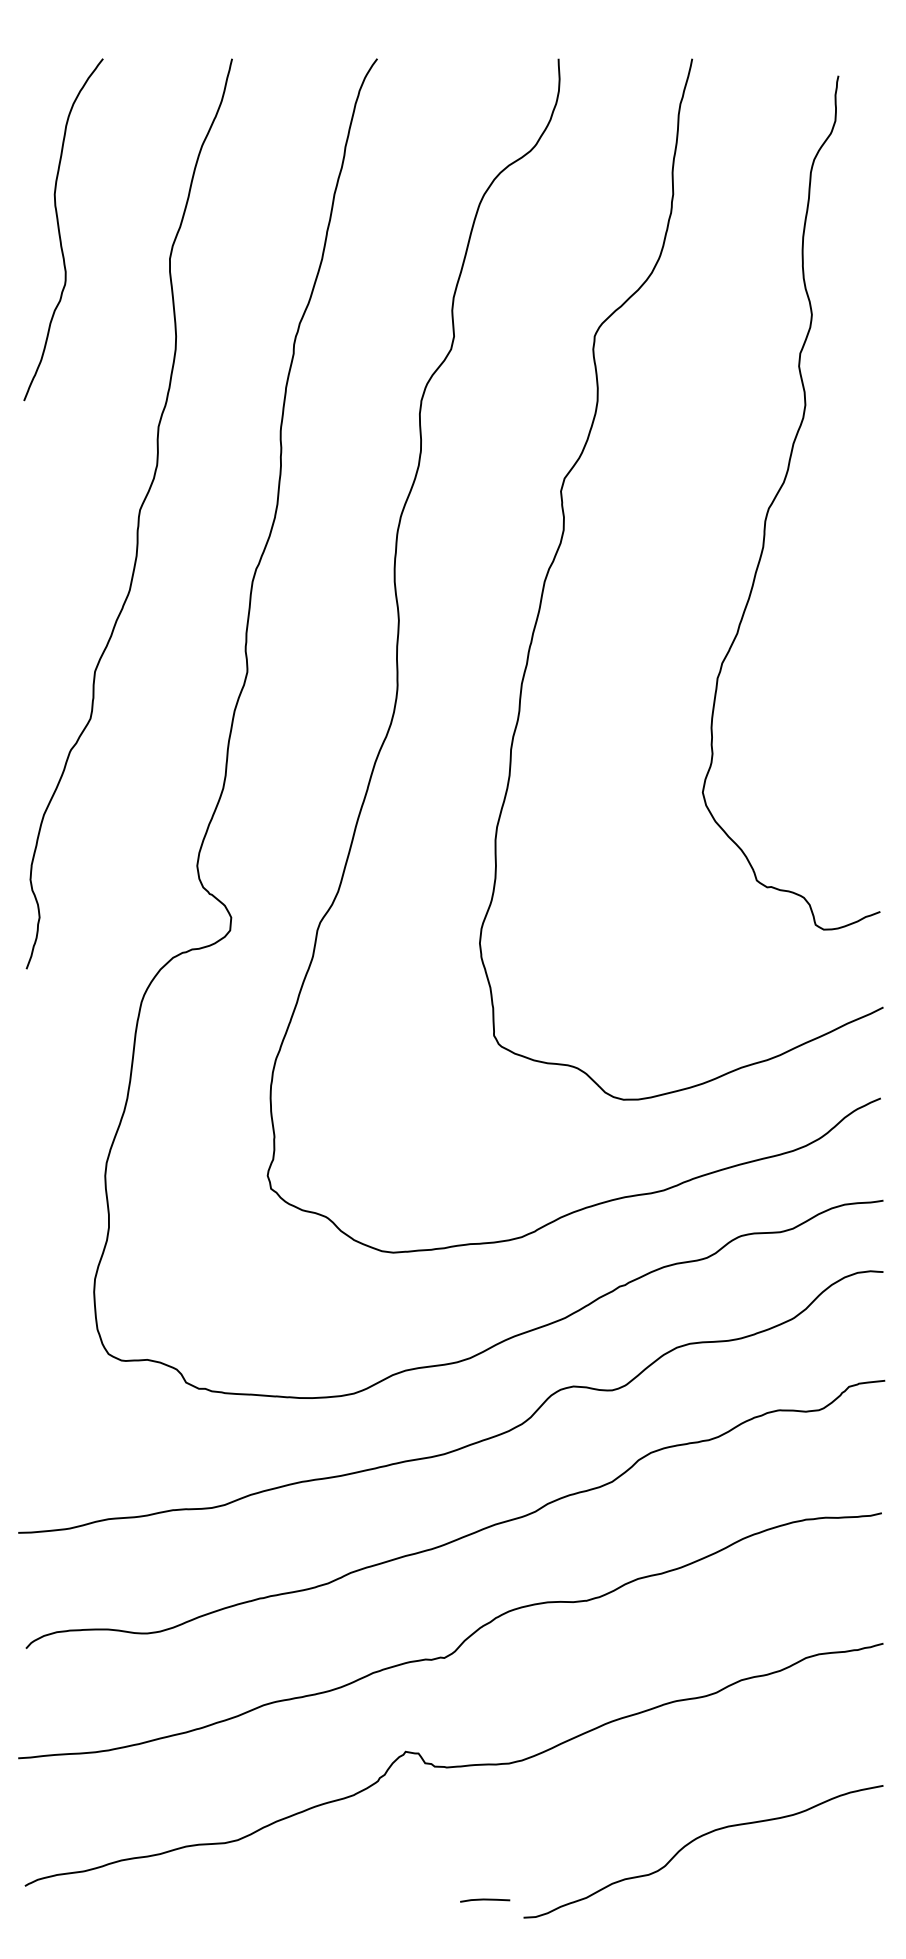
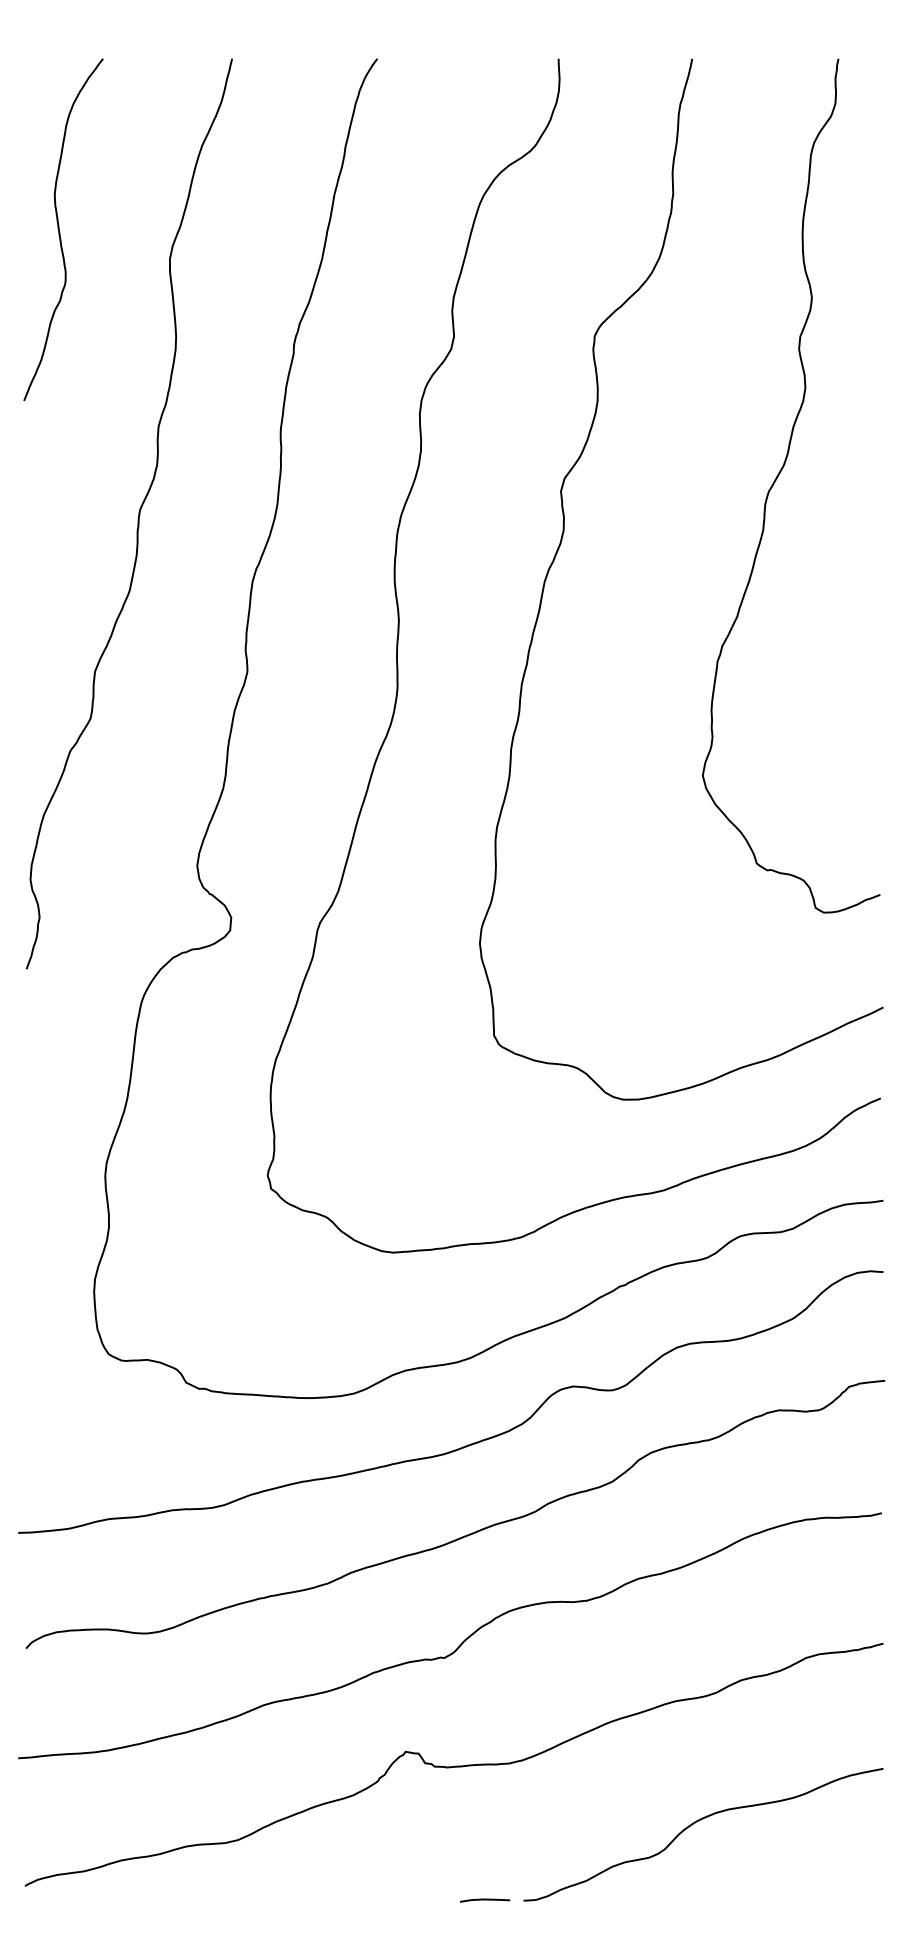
curve position: (778, 494) -> (778, 477) (778, 477)
curve position: (697, 1839) -> (697, 1822) (697, 1822)
